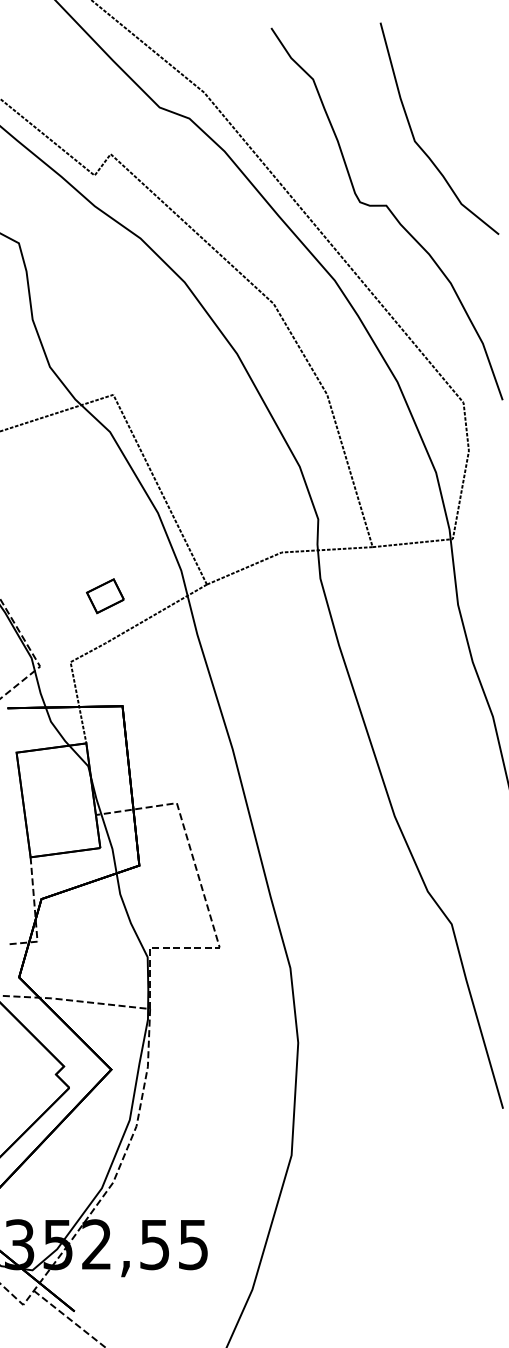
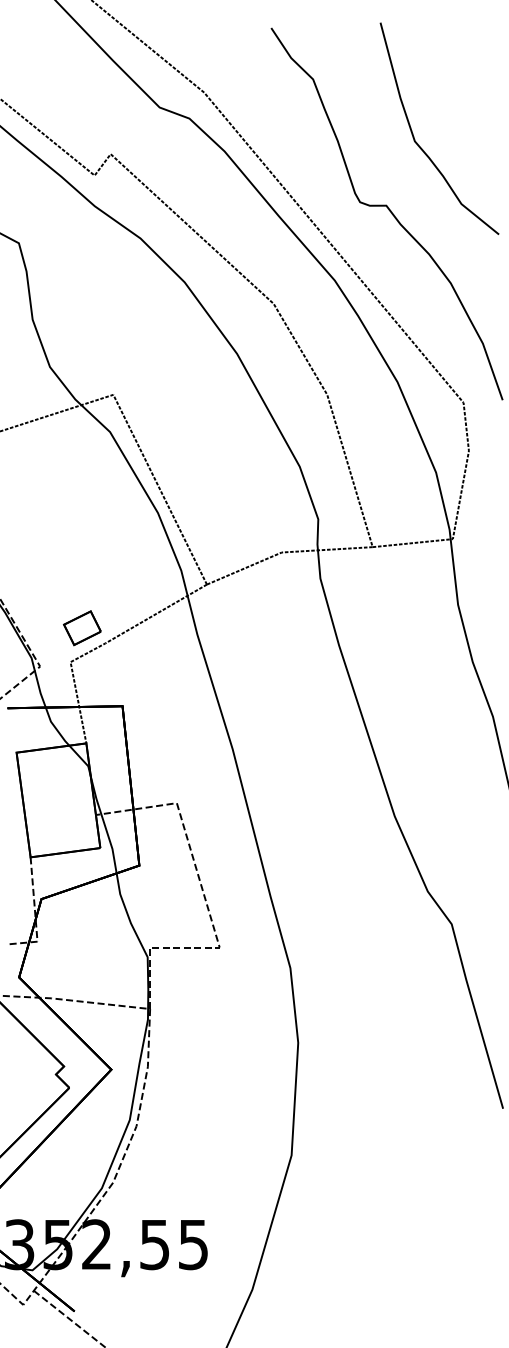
part position: (105, 596) -> (82, 628) (82, 628)
